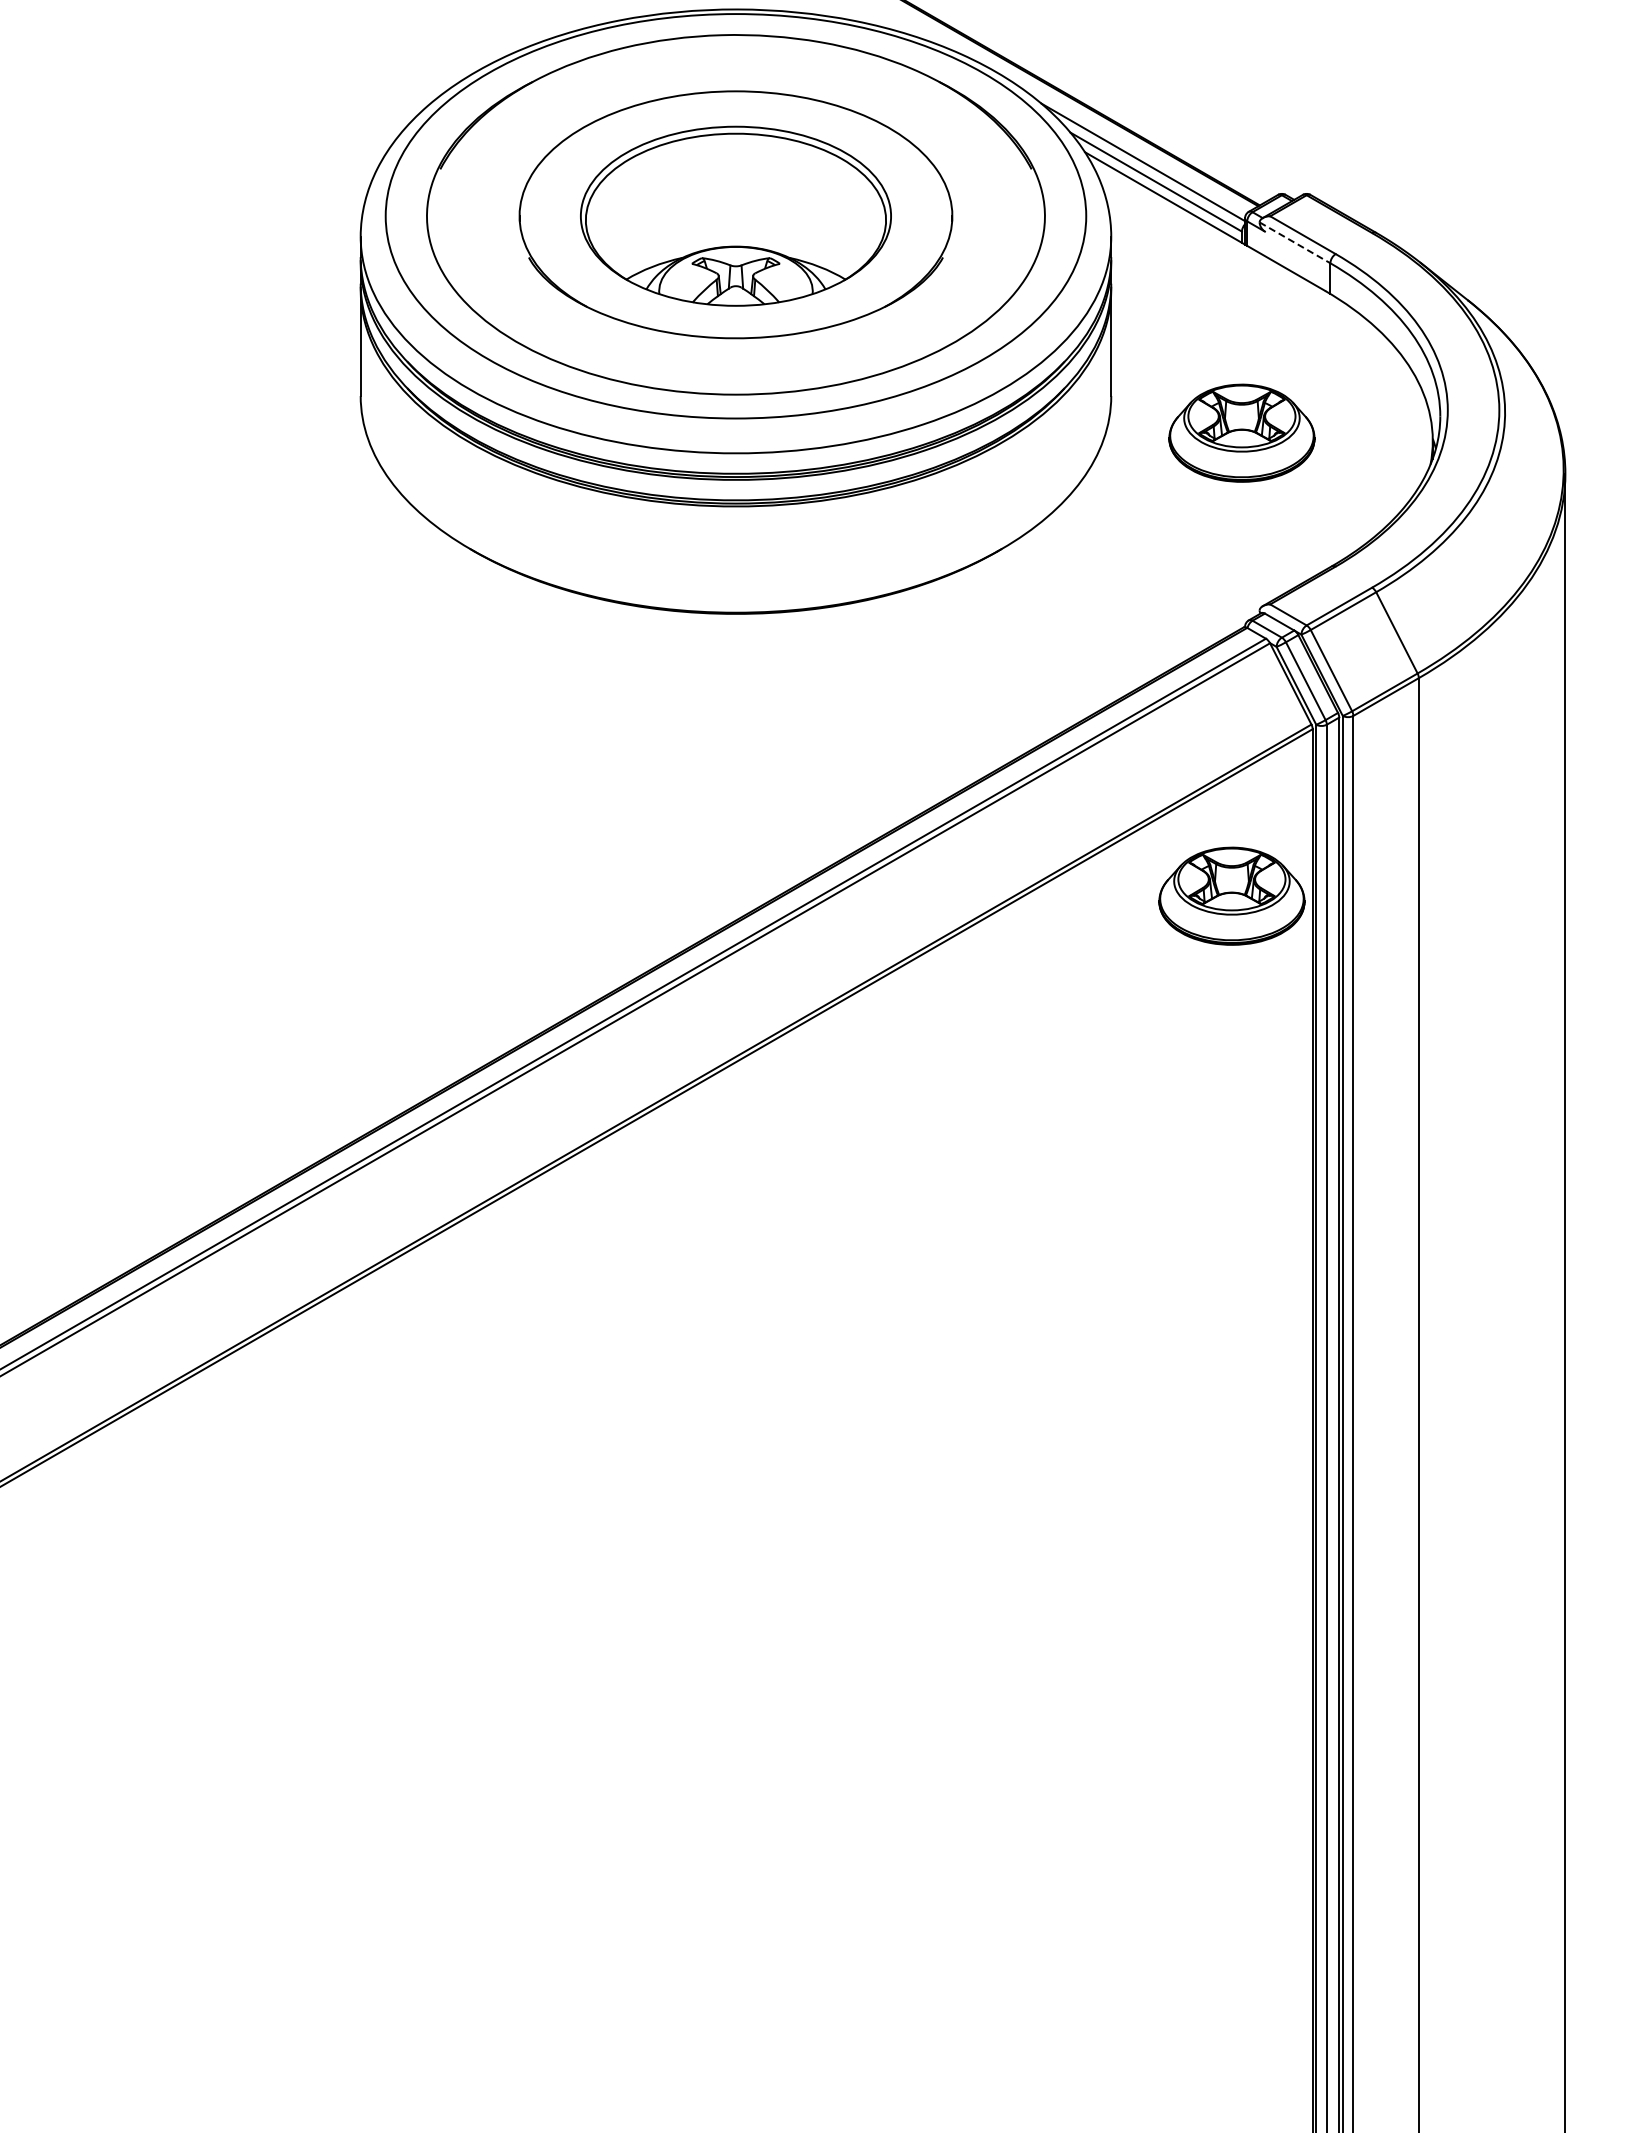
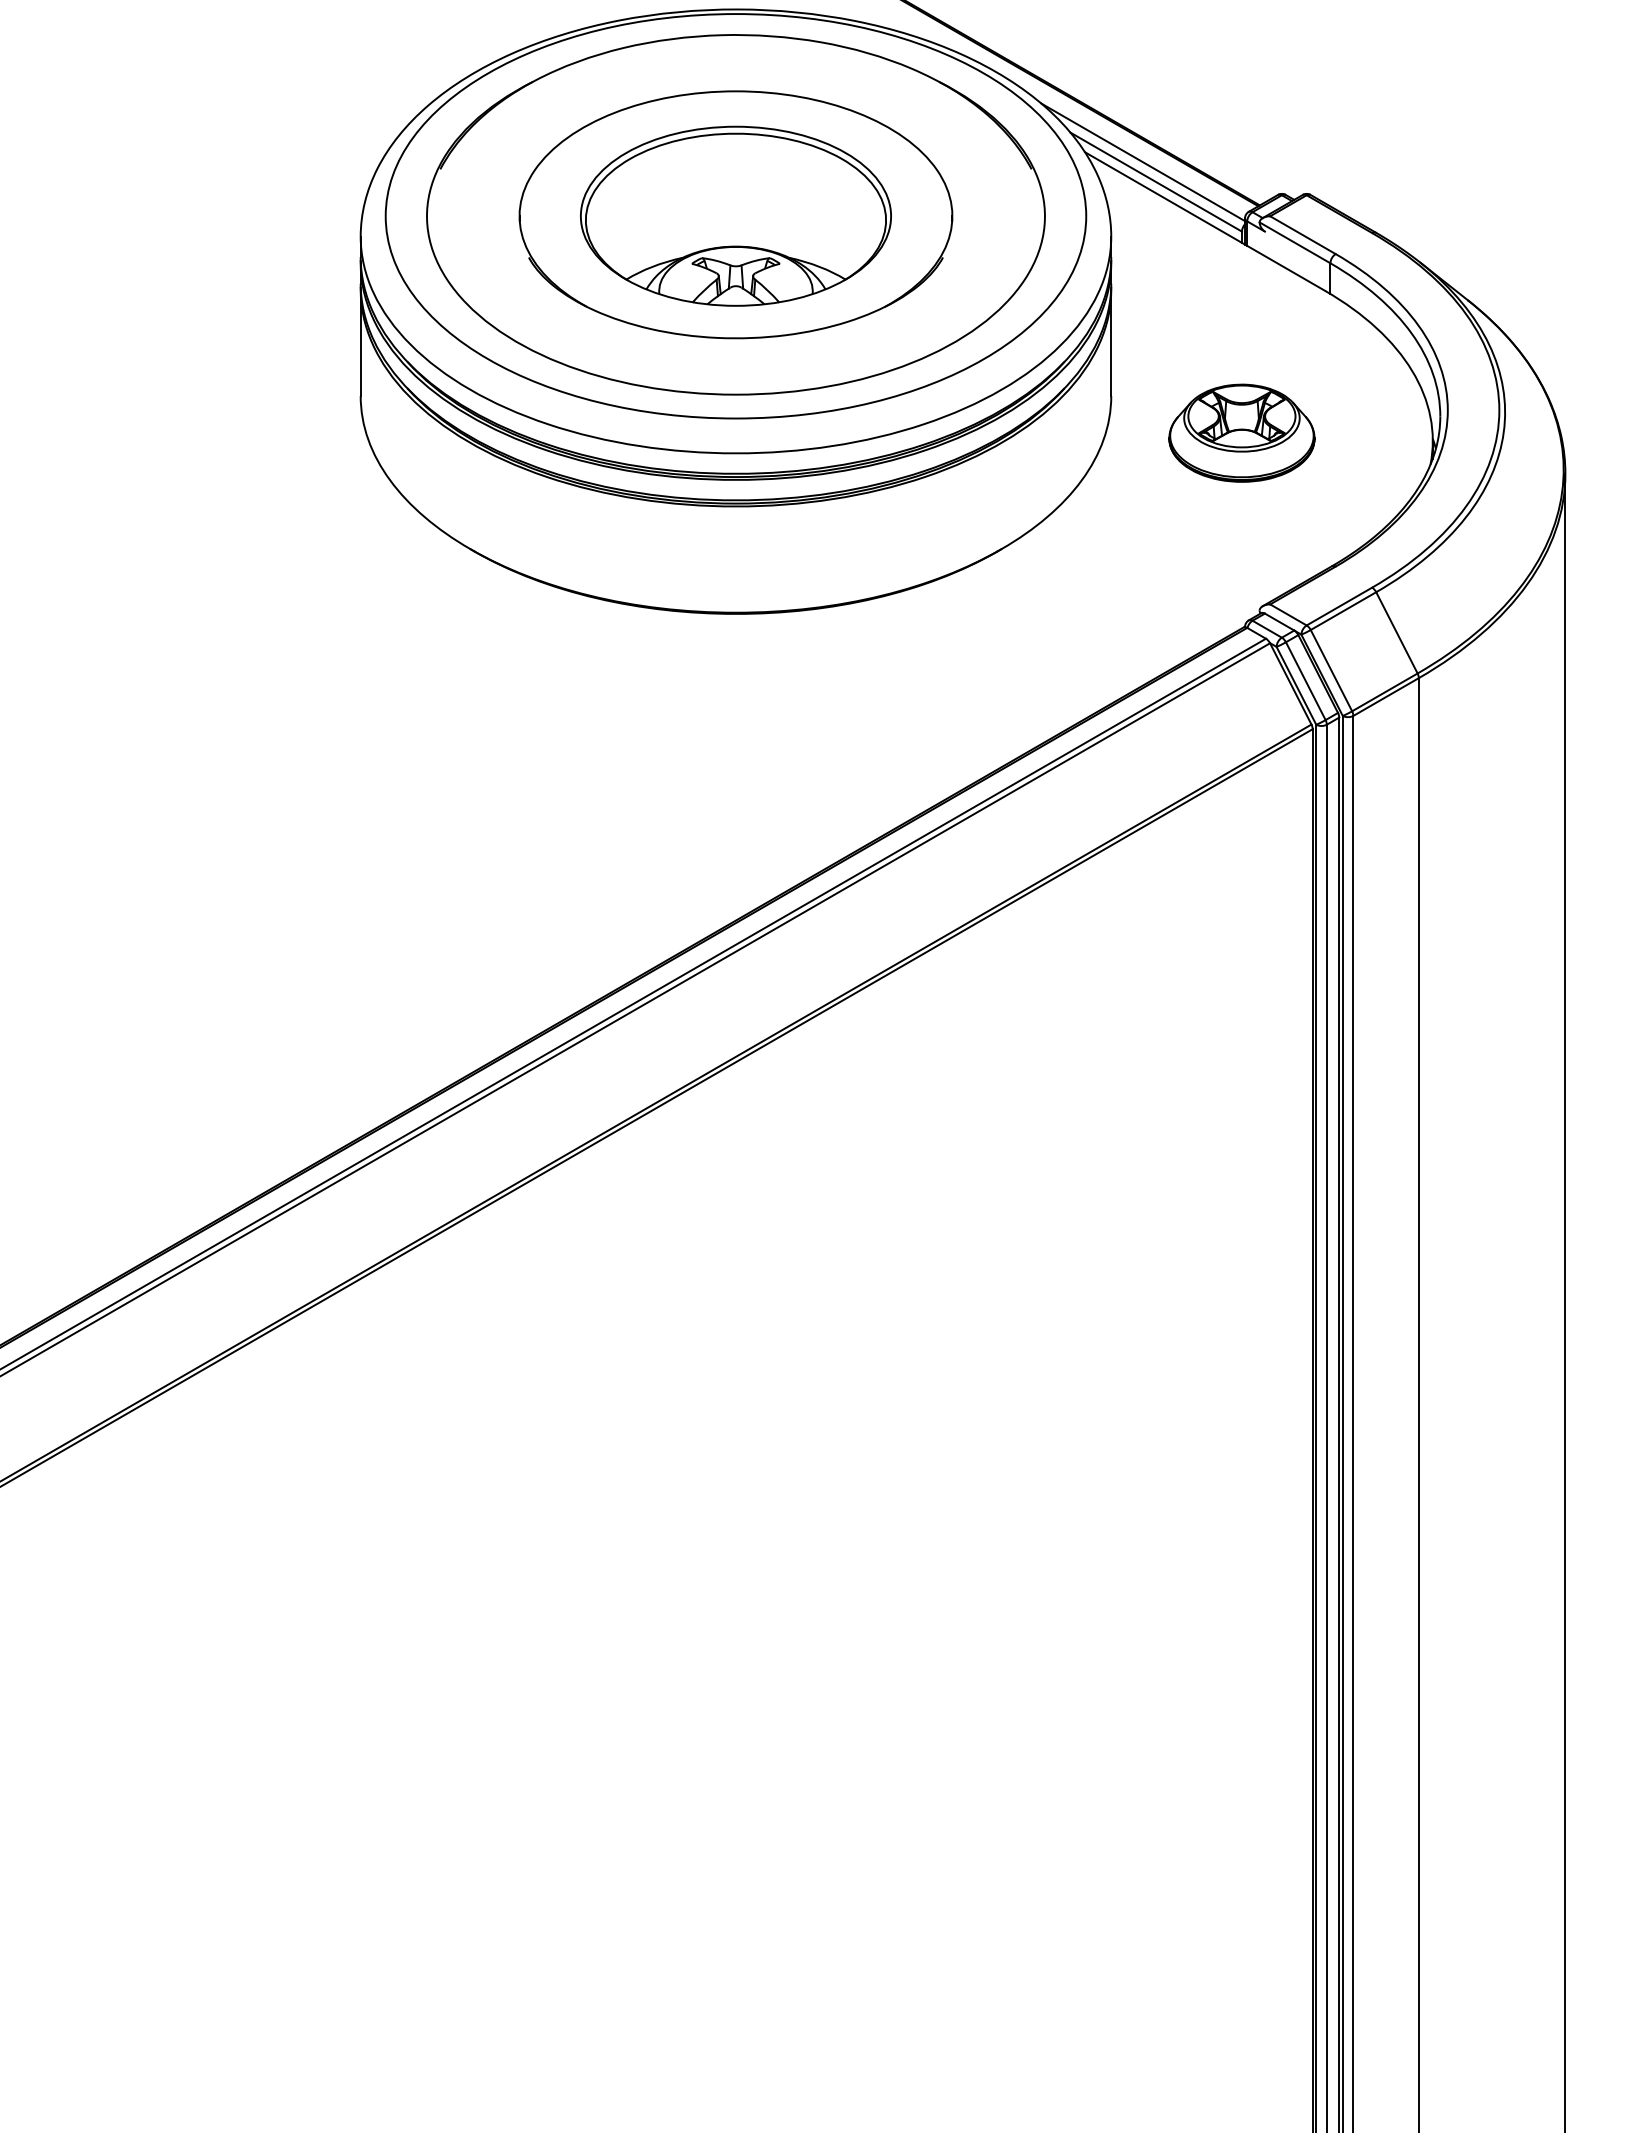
line: dashed -> solid (1295, 242)
part: present -> none (1231, 895)
